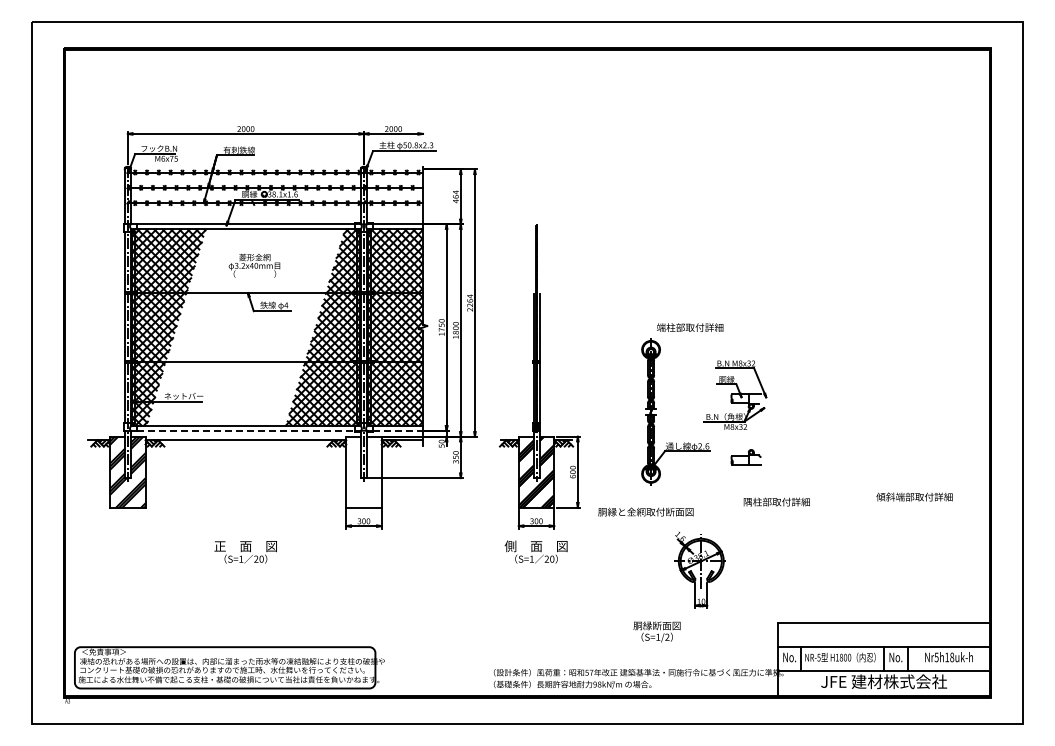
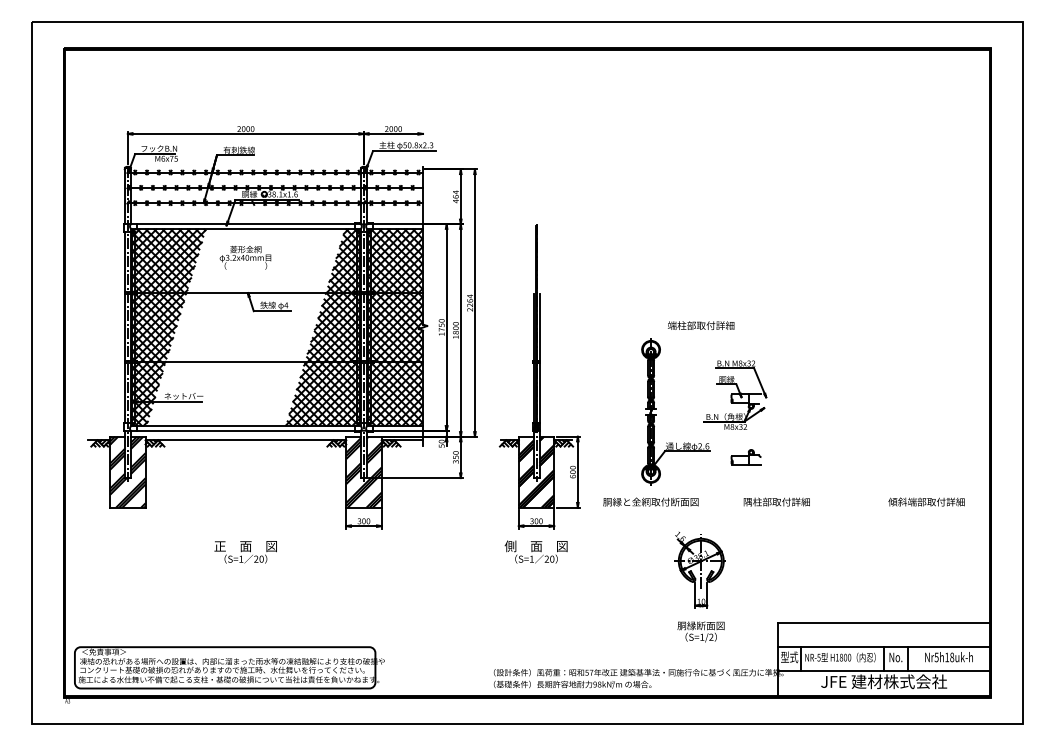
text position: (254, 265) -> (245, 257) (245, 257)
text position: (690, 327) -> (701, 325) (701, 325)
line: dashed -> solid (245, 430)
line: dashed -> solid (398, 430)
hatch: none -> present (363, 471)
text position: (914, 496) -> (926, 501) (926, 501)
text position: (645, 511) -> (650, 501) (650, 501)
text position: (656, 631) -> (700, 631) (700, 631)
text: No. -> 型式 (789, 657)
